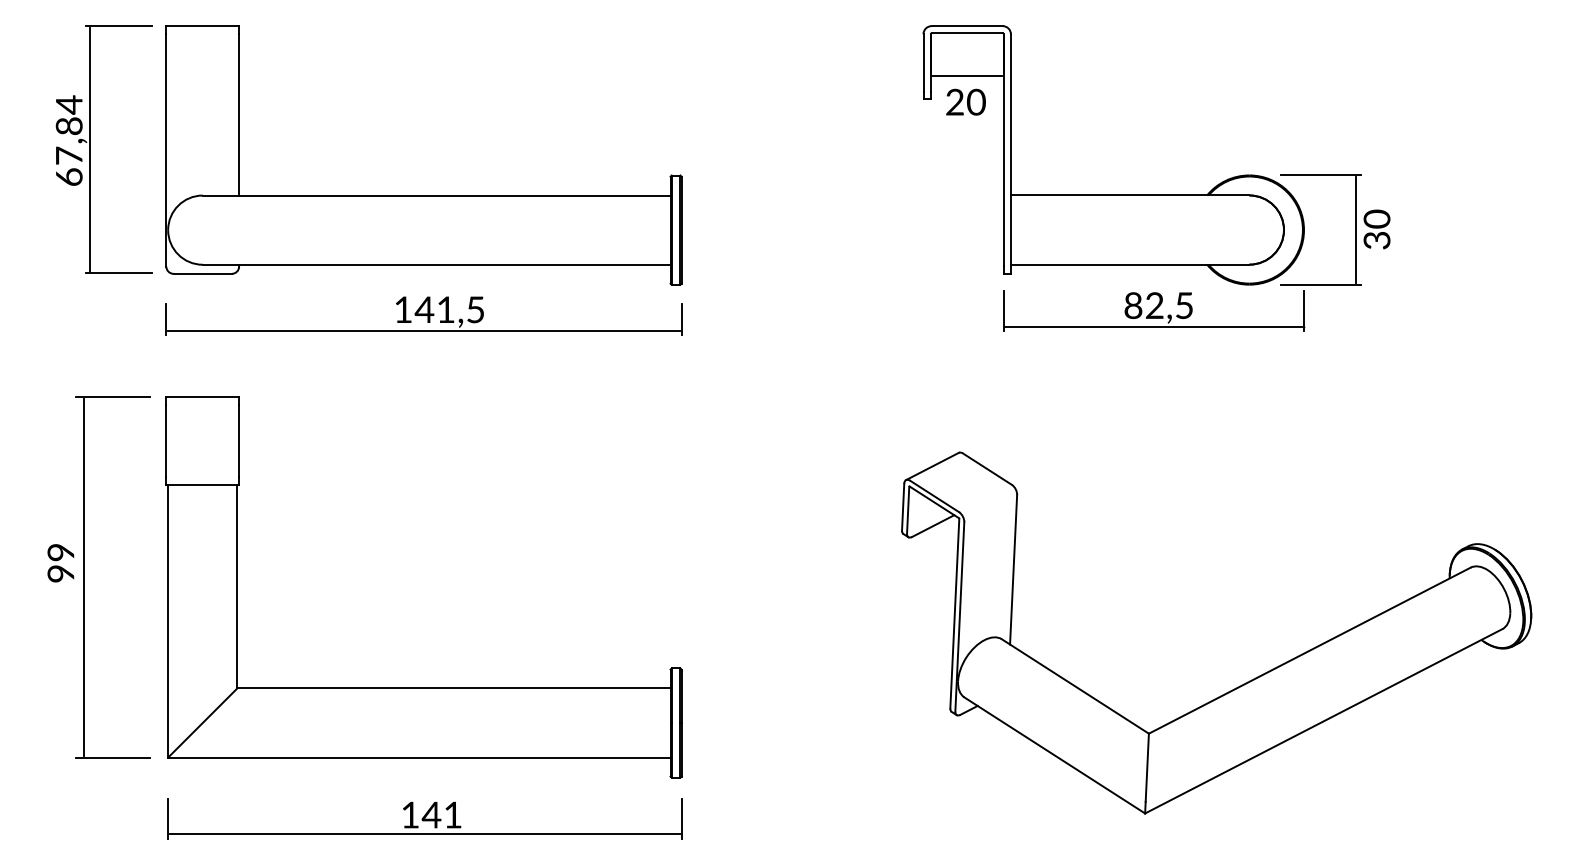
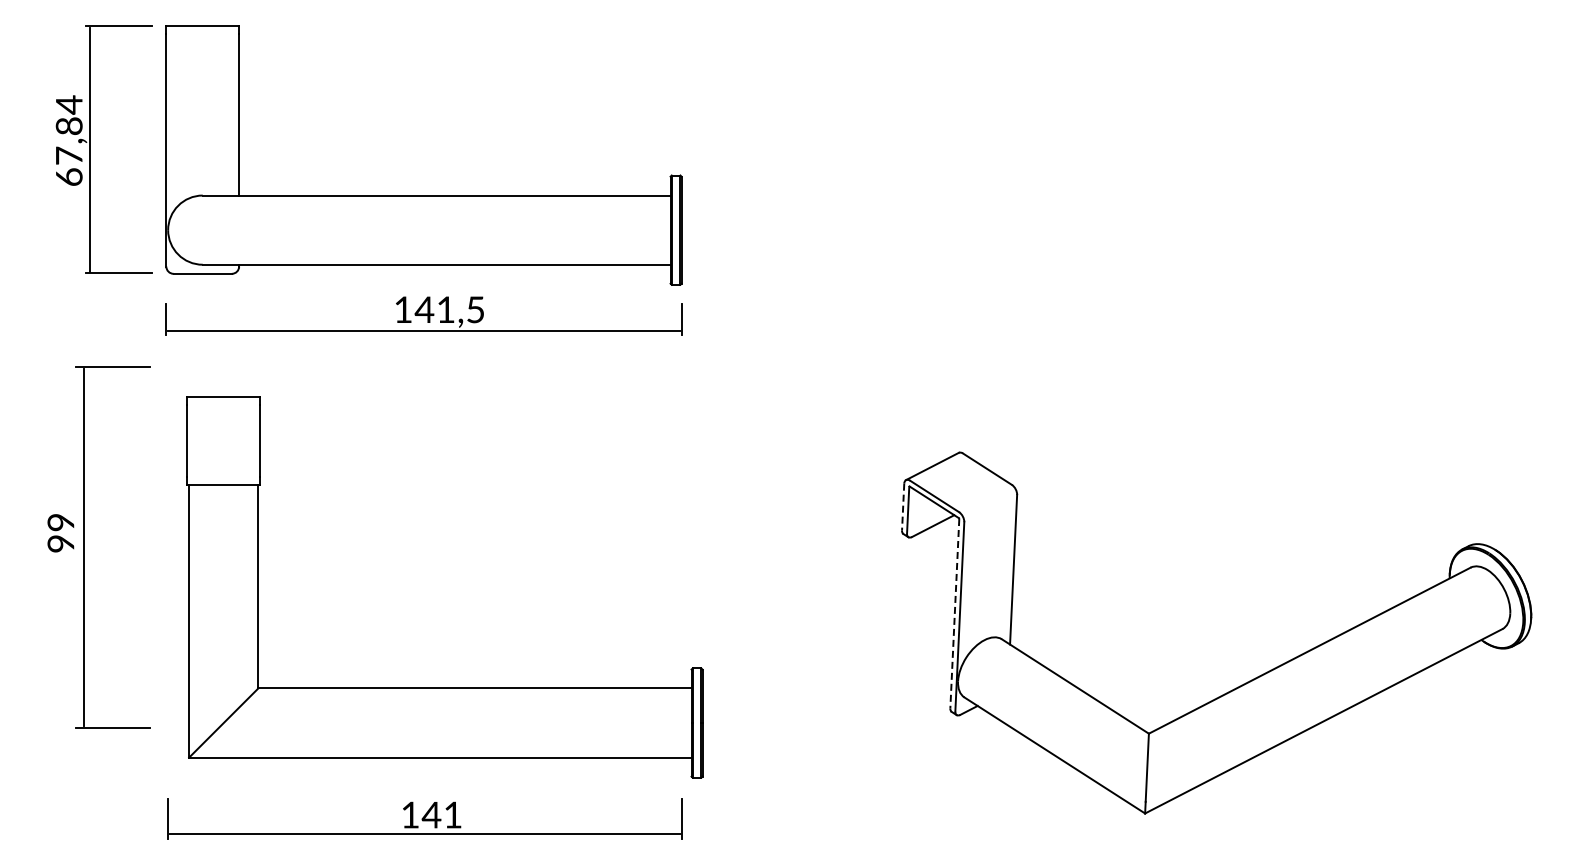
part: present -> none (1156, 194)
line: solid -> dashed (903, 507)
part position: (84, 577) -> (84, 547) (84, 547)
line: solid -> dashed (954, 613)
part position: (423, 687) -> (444, 687) (444, 687)
